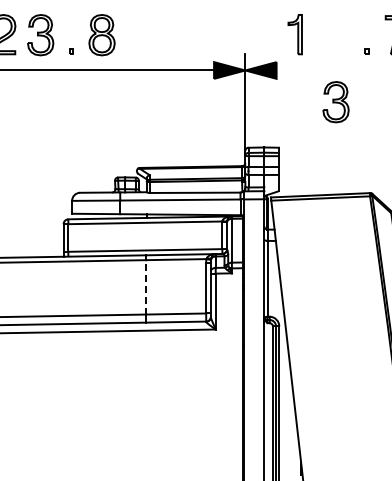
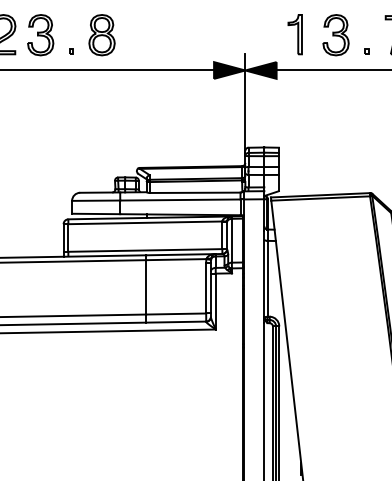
line: none -> present (332, 70)
part position: (335, 102) -> (335, 35) (335, 35)
line: dashed -> solid (146, 286)
